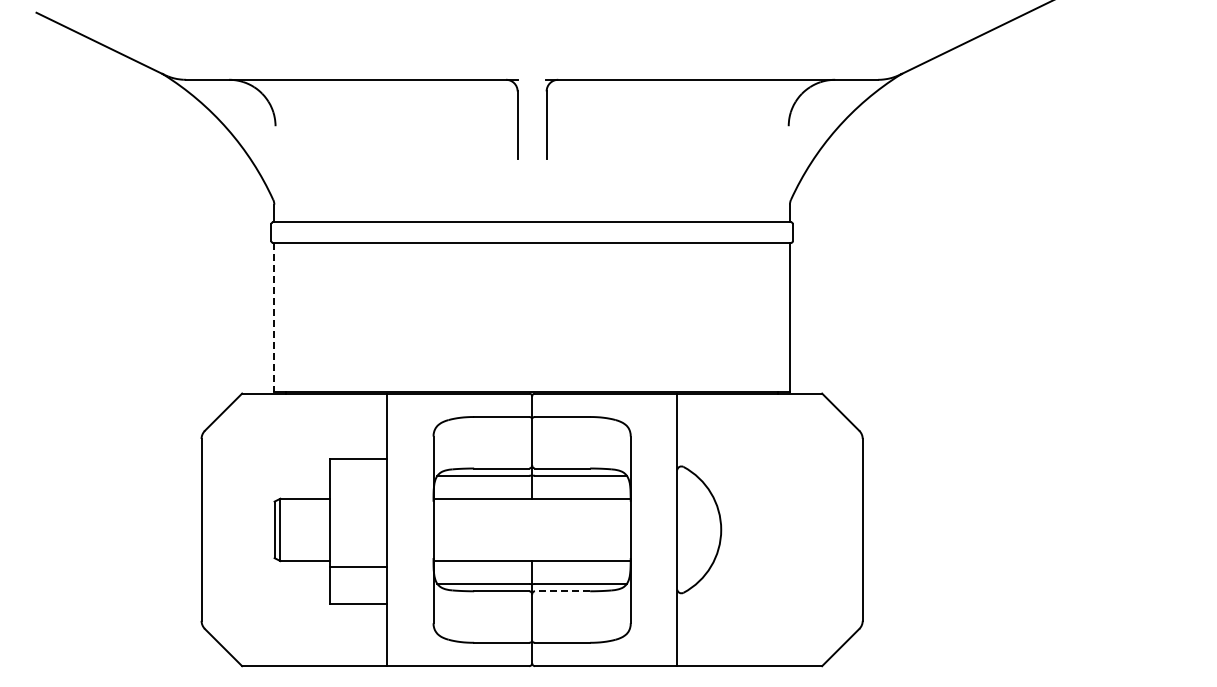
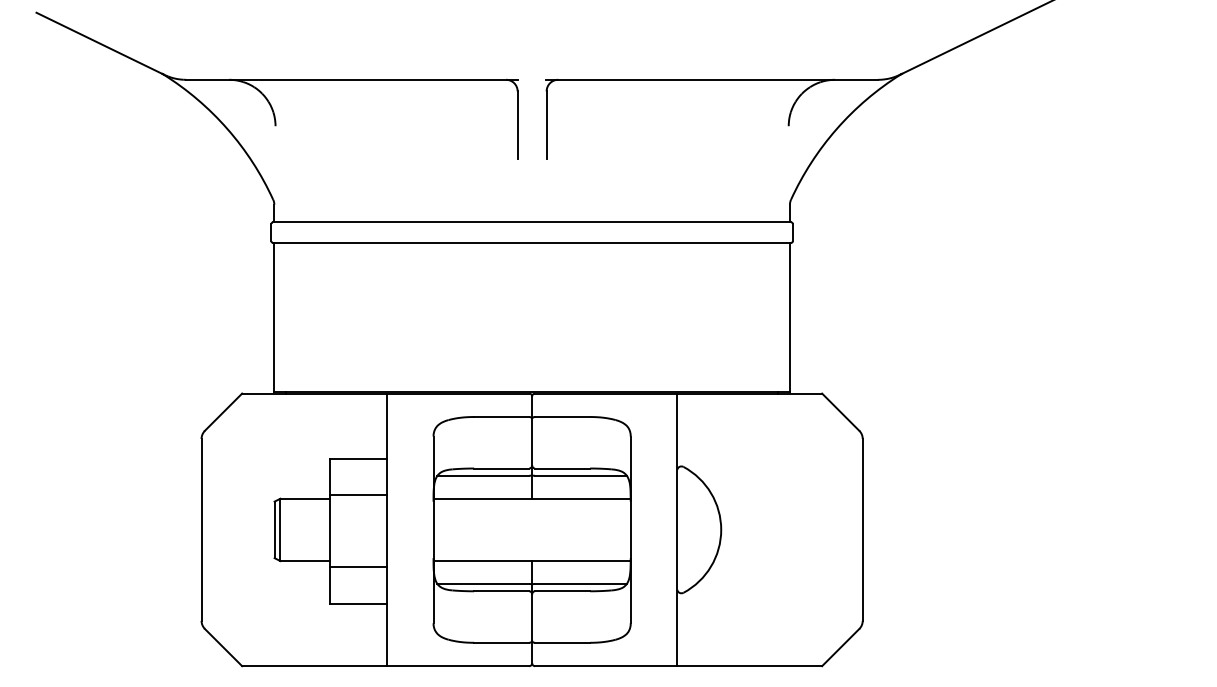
line: dashed -> solid (274, 317)
line: none -> present (358, 494)
line: dashed -> solid (562, 591)
